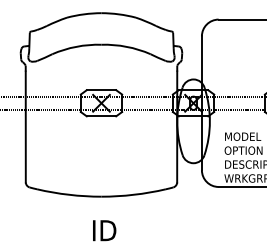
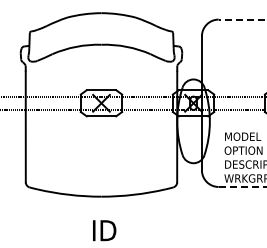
line: solid -> dashed (242, 19)
line: solid -> dashed (242, 186)
